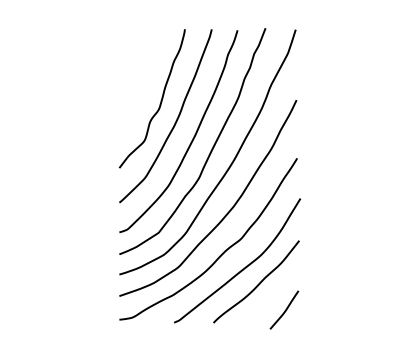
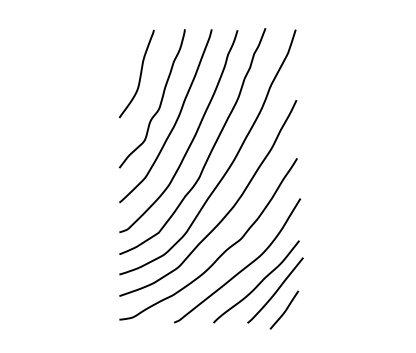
curve: none -> present (139, 75)
curve: none -> present (276, 290)
